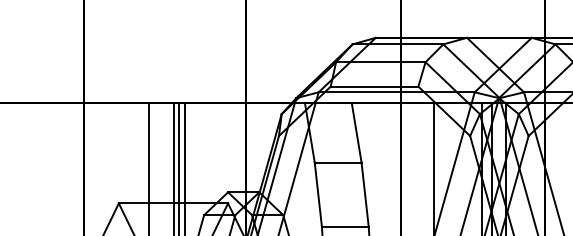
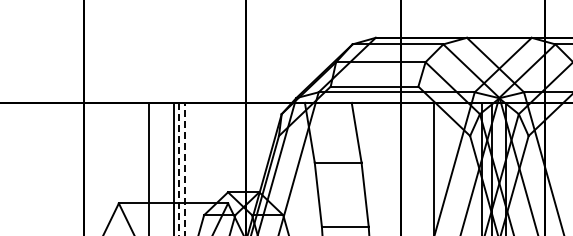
line: solid -> dashed (184, 168)
line: solid -> dashed (178, 169)
